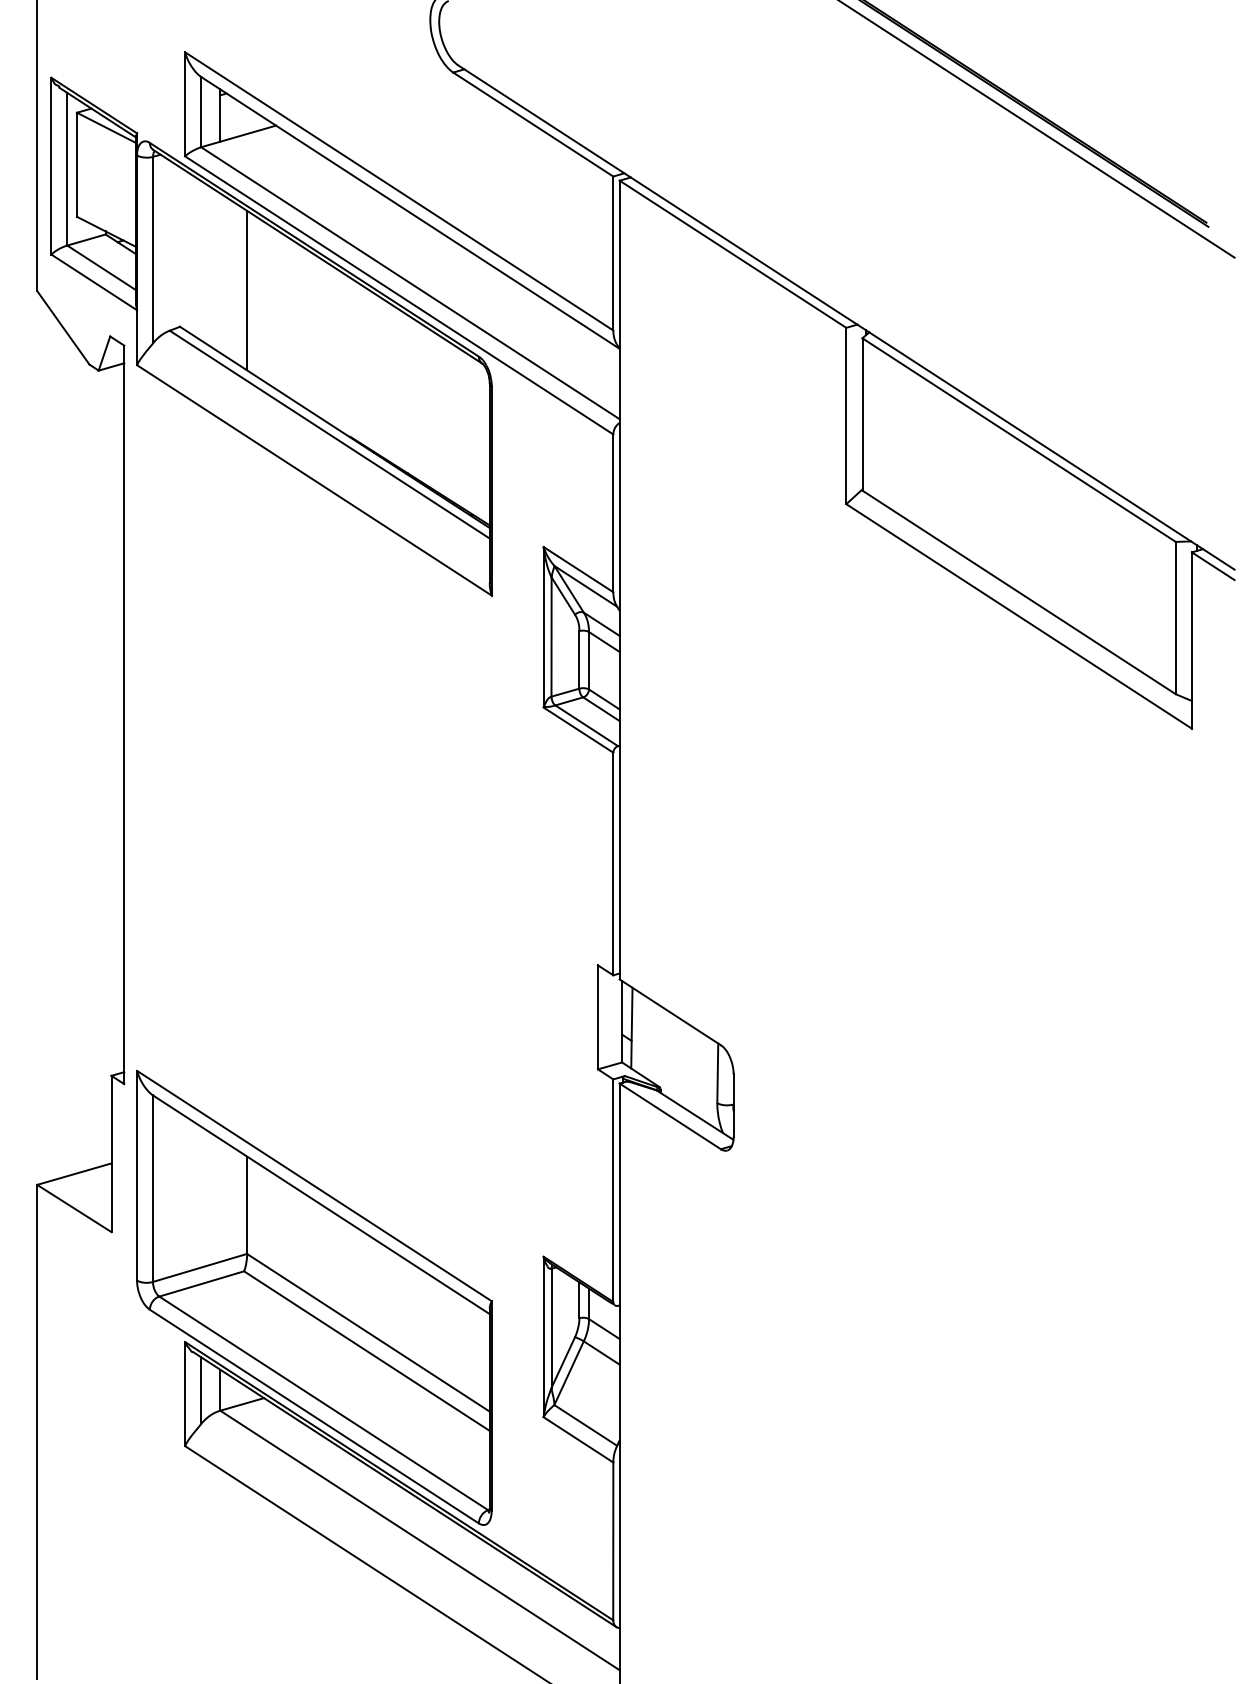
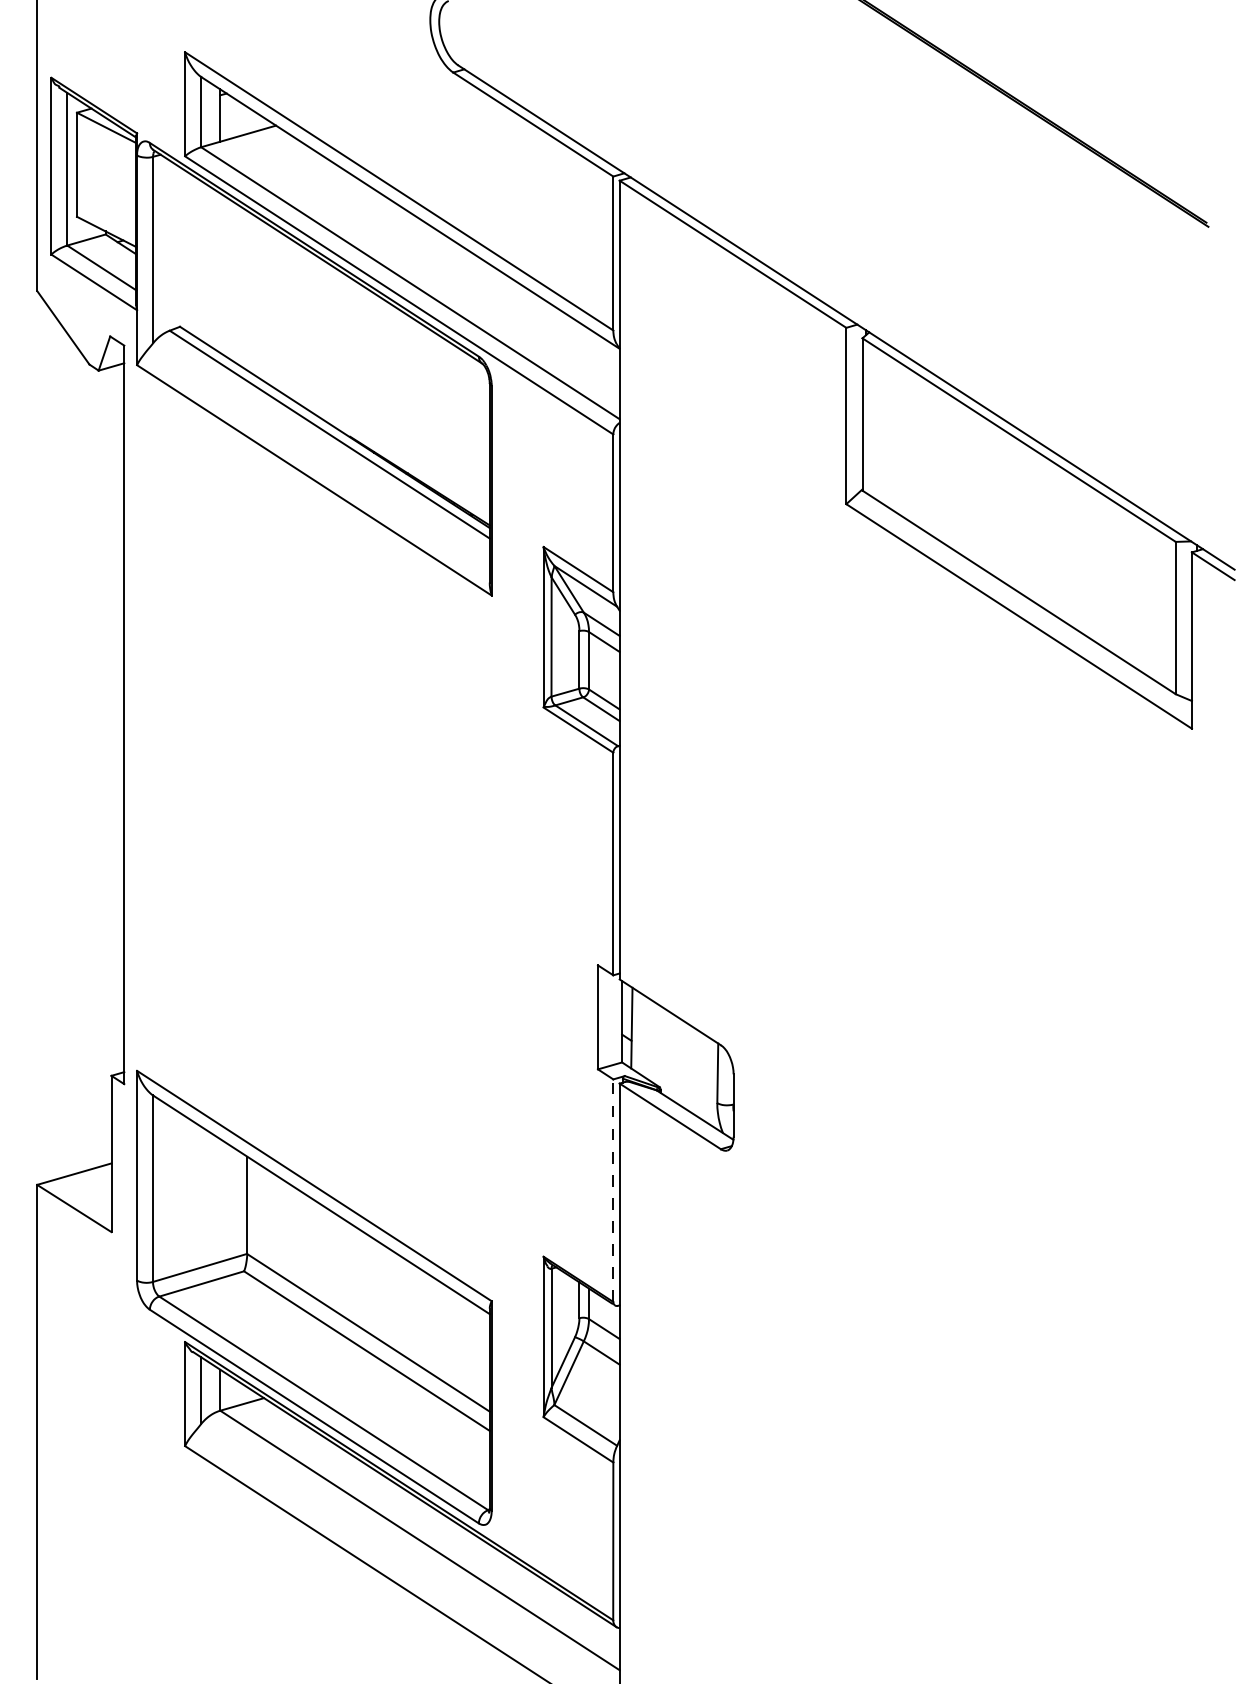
line: present -> none (1037, 129)
line: present -> none (247, 290)
line: solid -> dashed (613, 1190)
